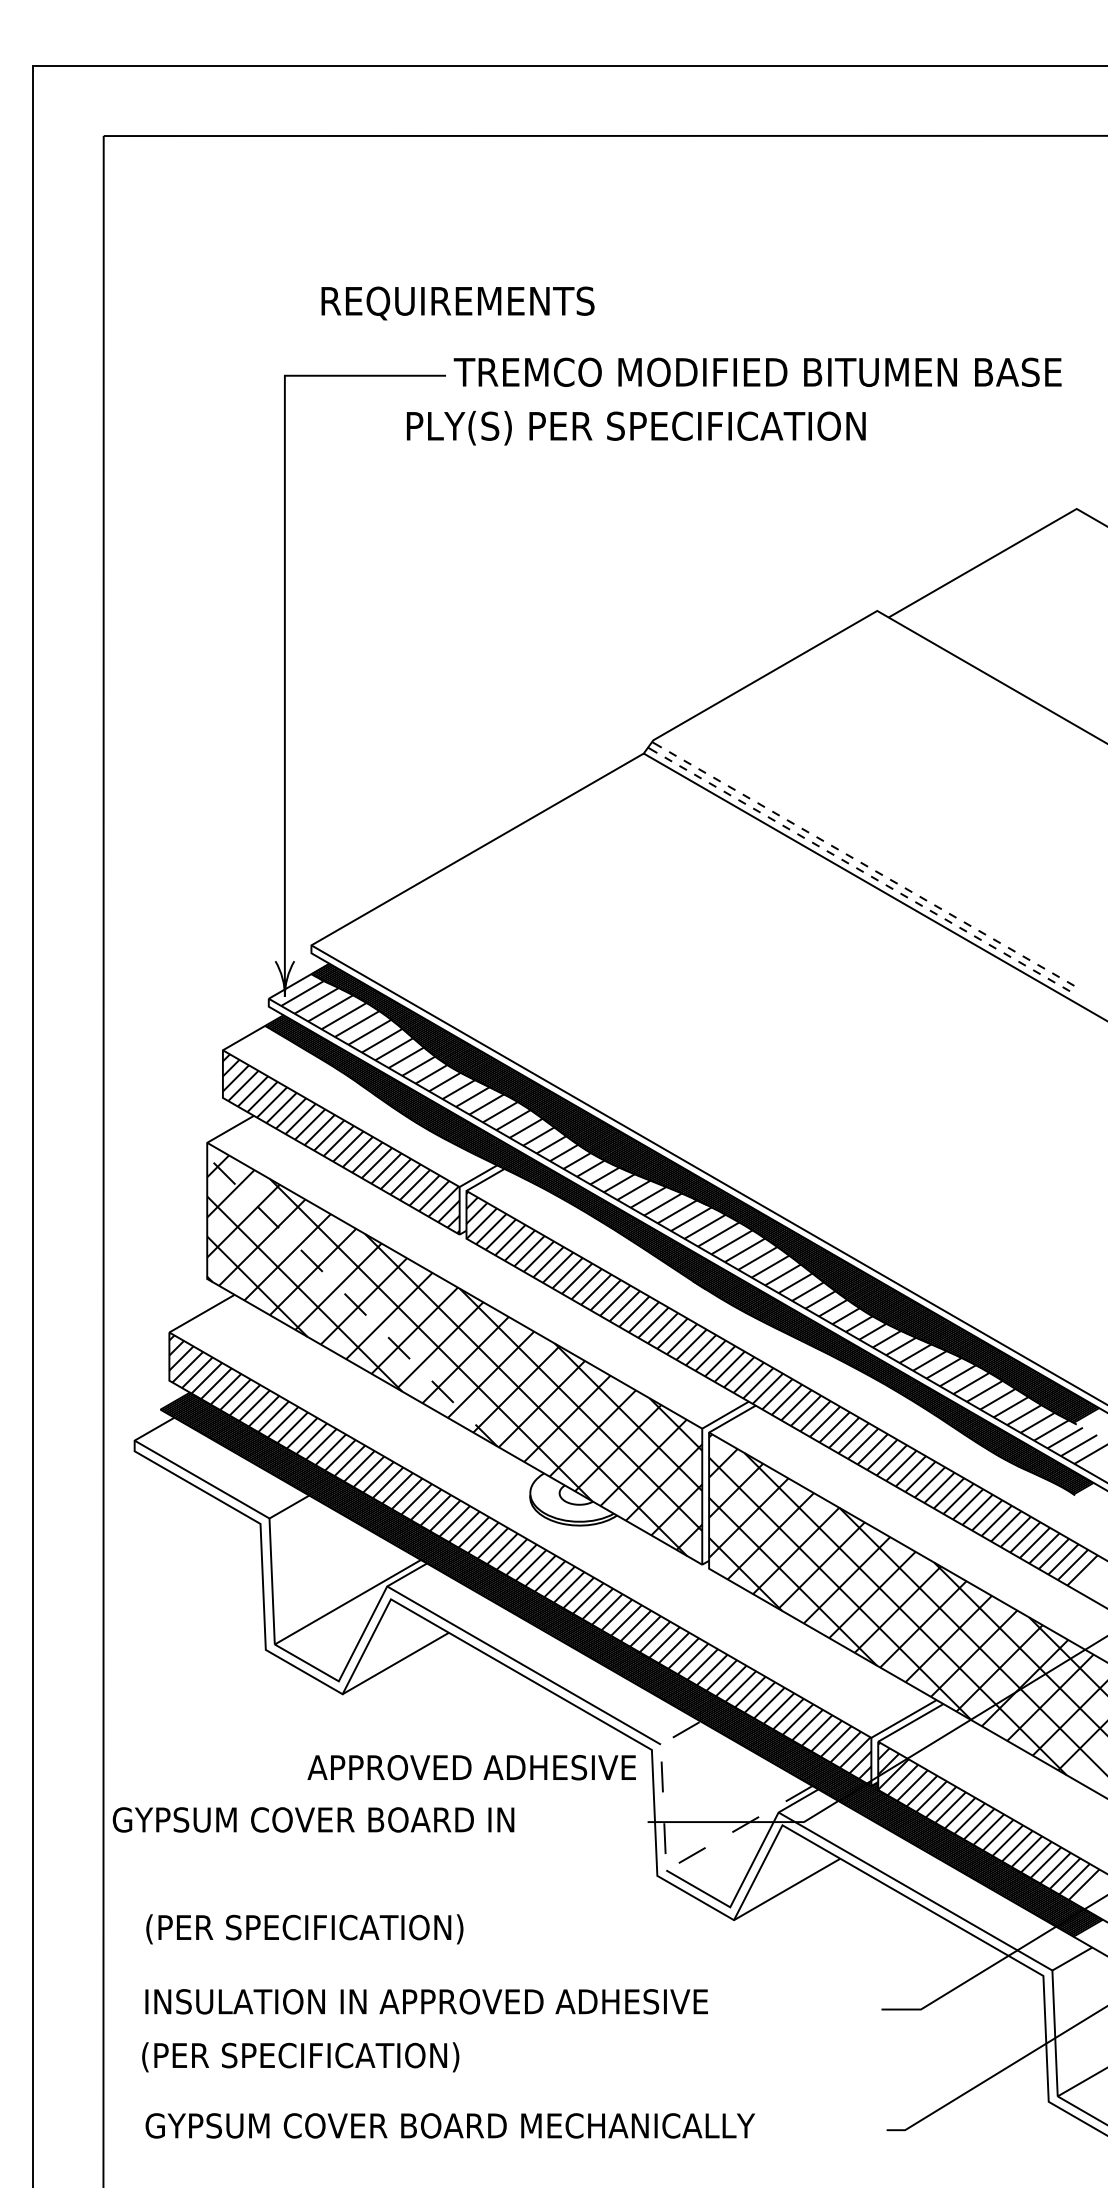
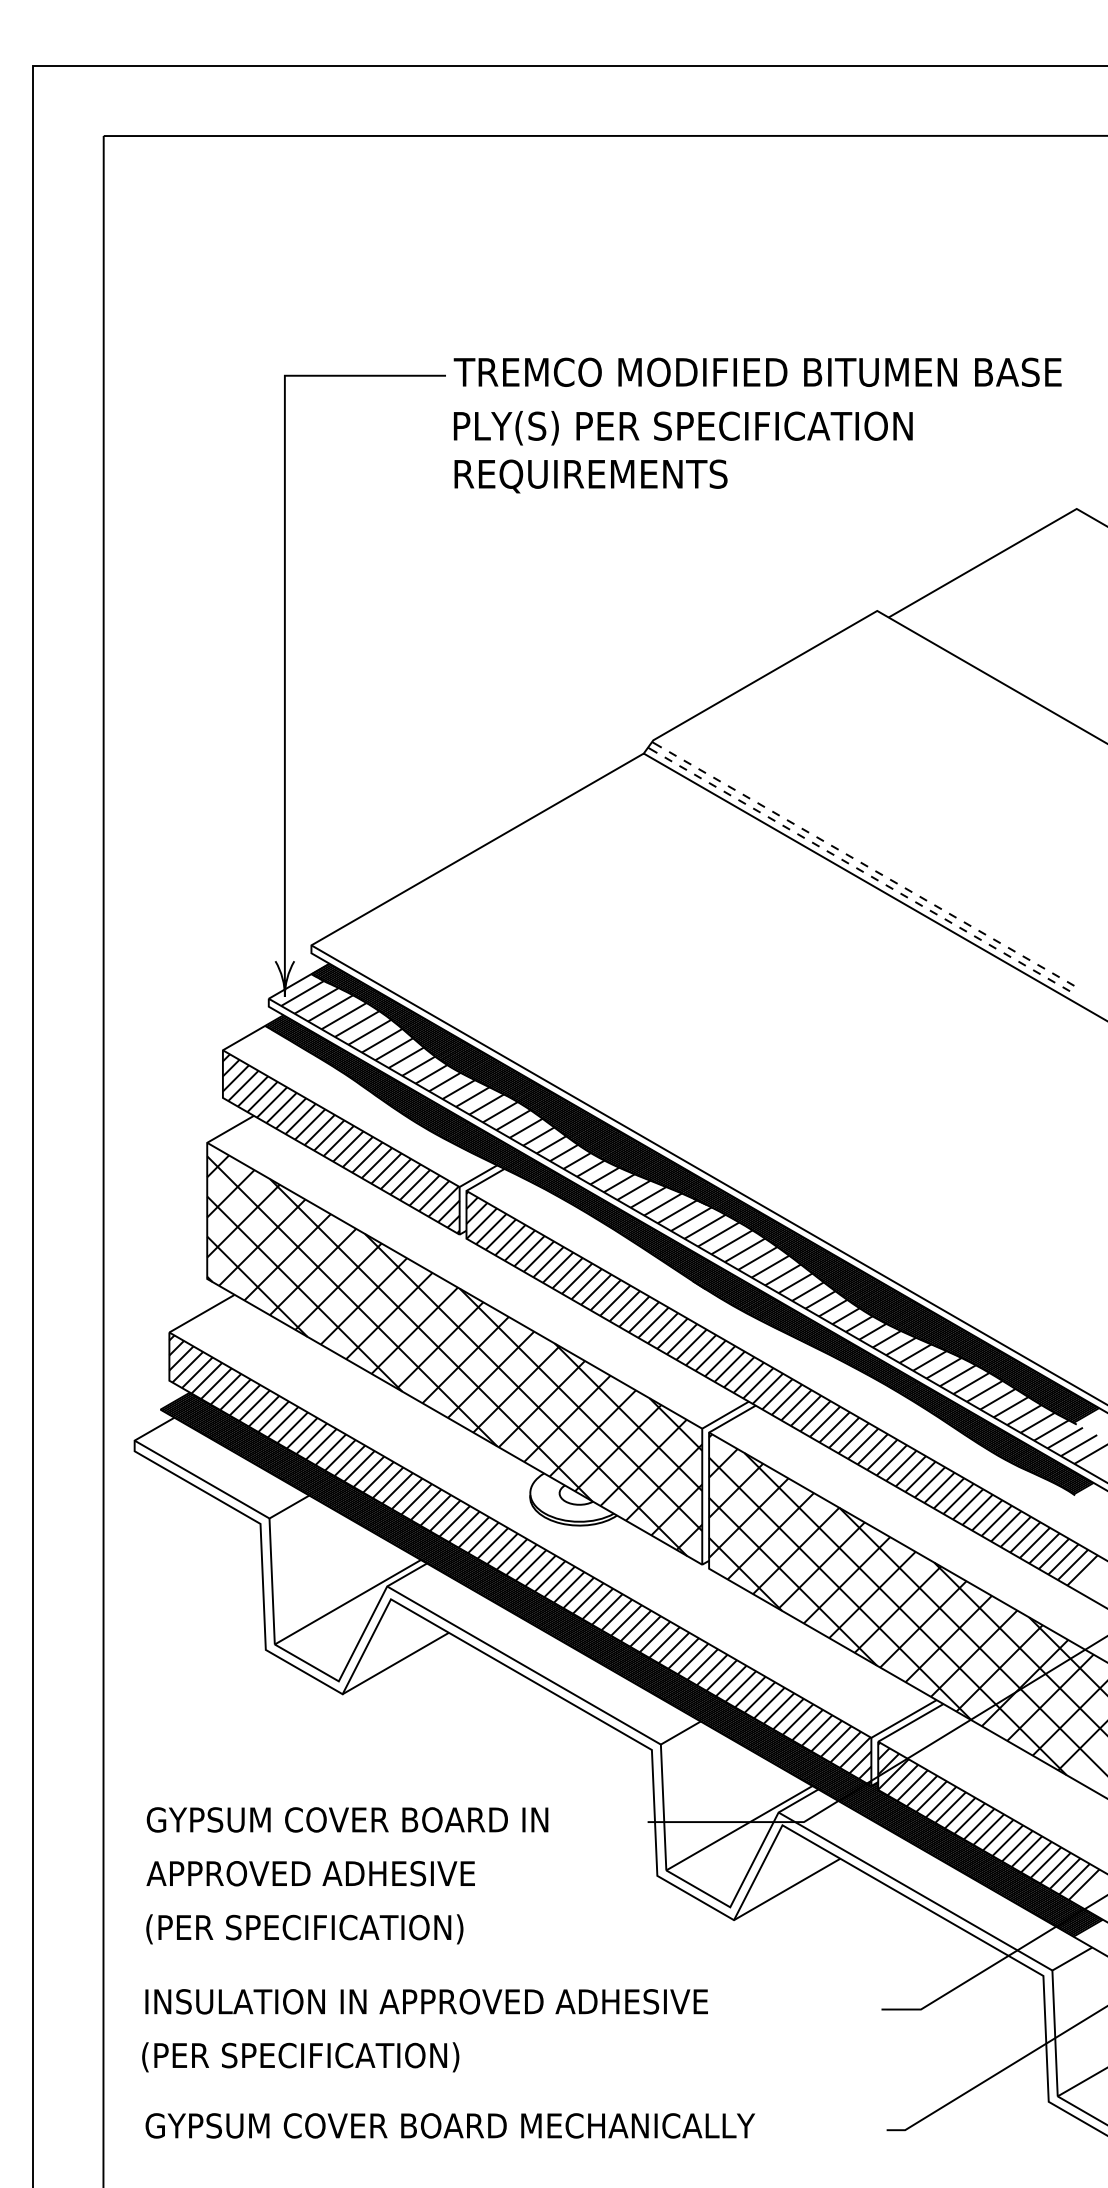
text position: (457, 303) -> (590, 476) (590, 476)
text position: (636, 428) -> (683, 428) (683, 428)
line: dashed -> solid (351, 1301)
text position: (471, 1767) -> (310, 1873) (310, 1873)
text position: (313, 1819) -> (347, 1819) (347, 1819)
line: dashed -> solid (666, 1868)
